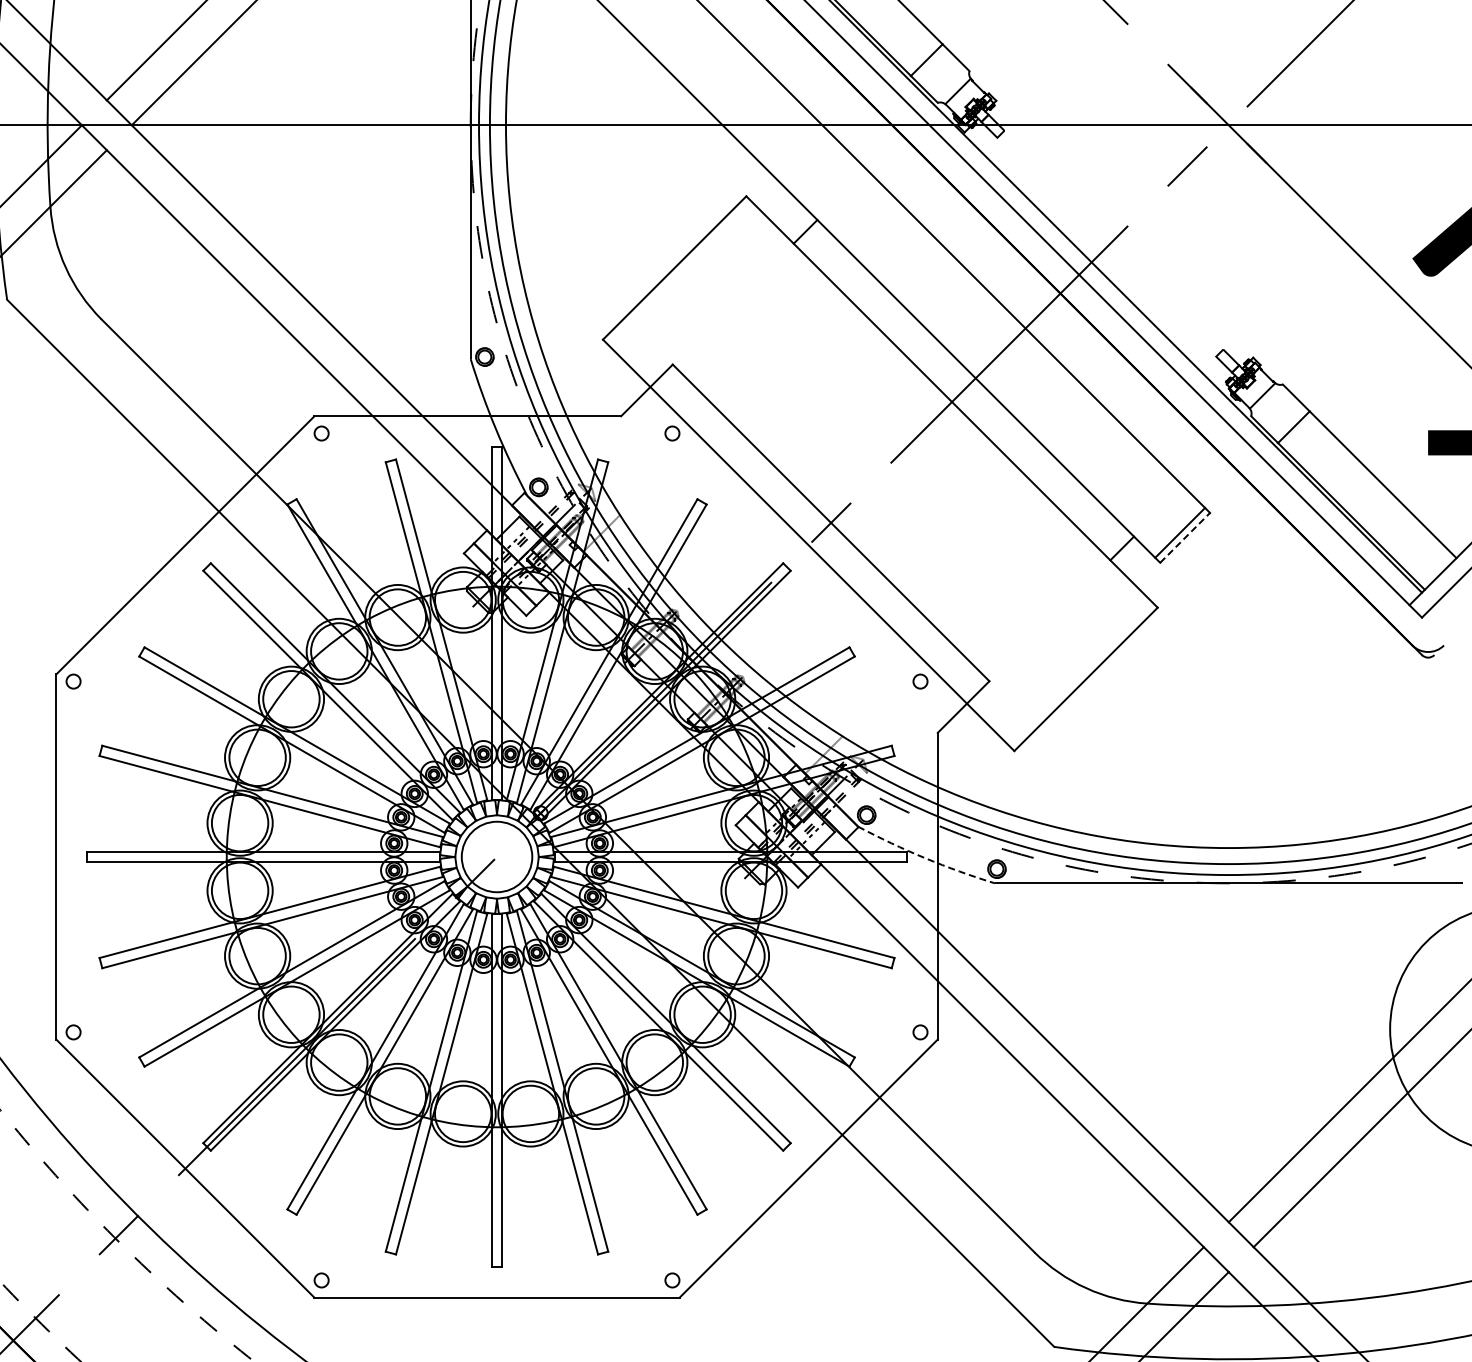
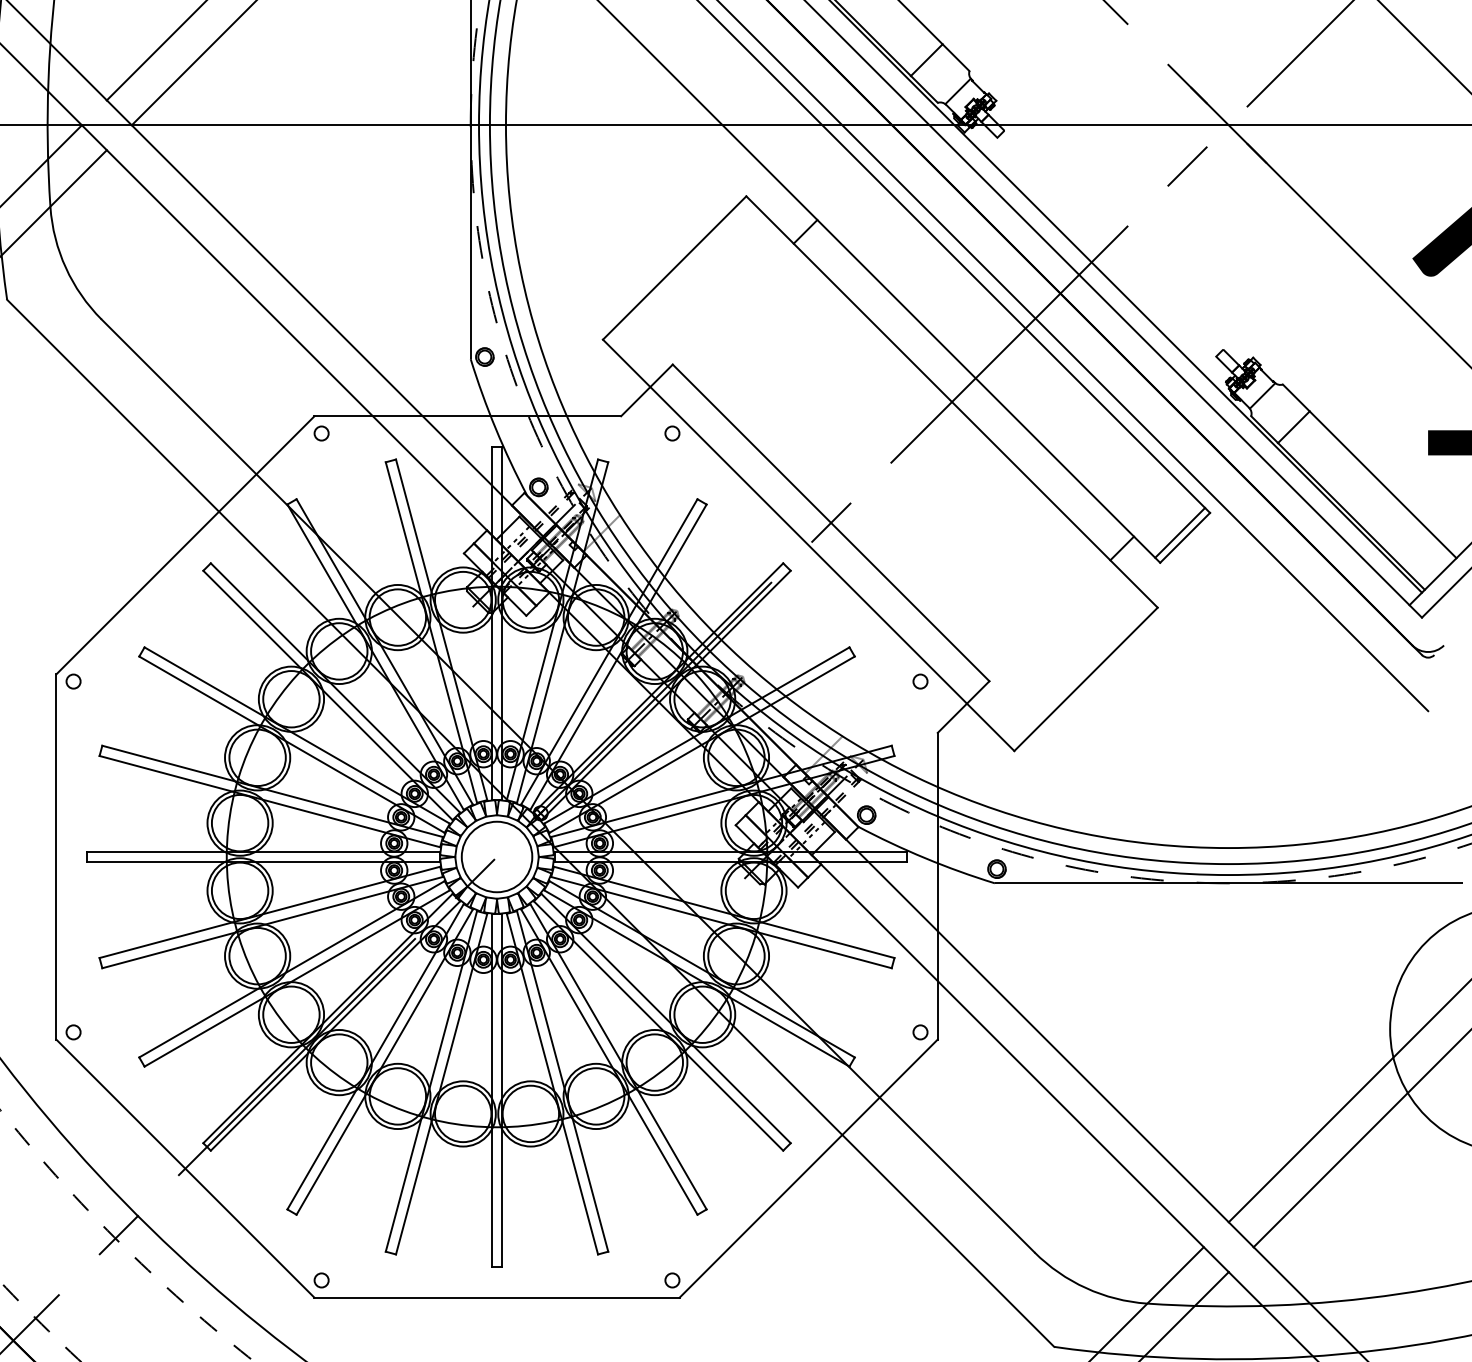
line: none -> present (1424, 46)
line: none -> present (1073, 356)
line: dashed -> solid (1185, 537)
arc: dashed -> solid (925, 858)
